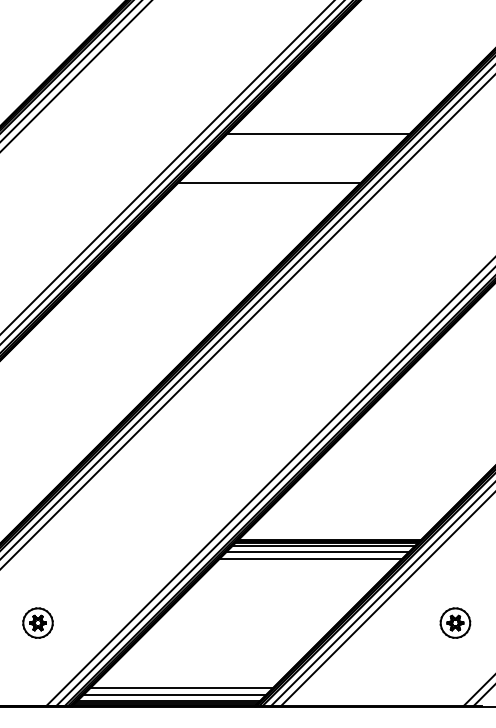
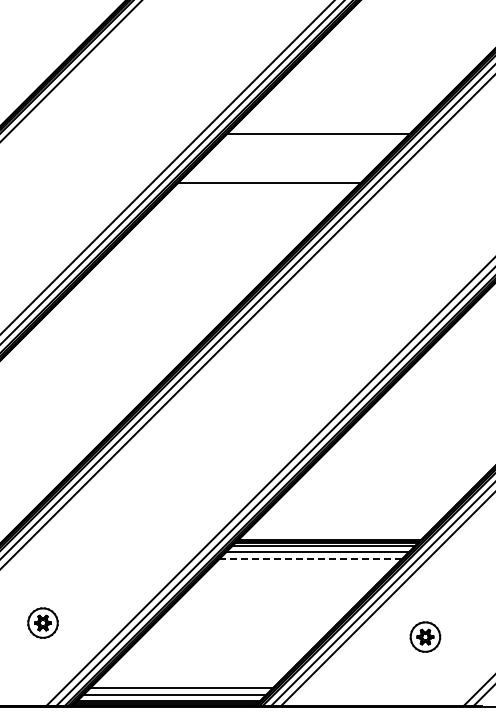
line: present -> none (76, 76)
line: solid -> dashed (310, 558)
part position: (37, 622) -> (42, 622) (42, 622)
part position: (455, 622) -> (425, 636) (425, 636)
